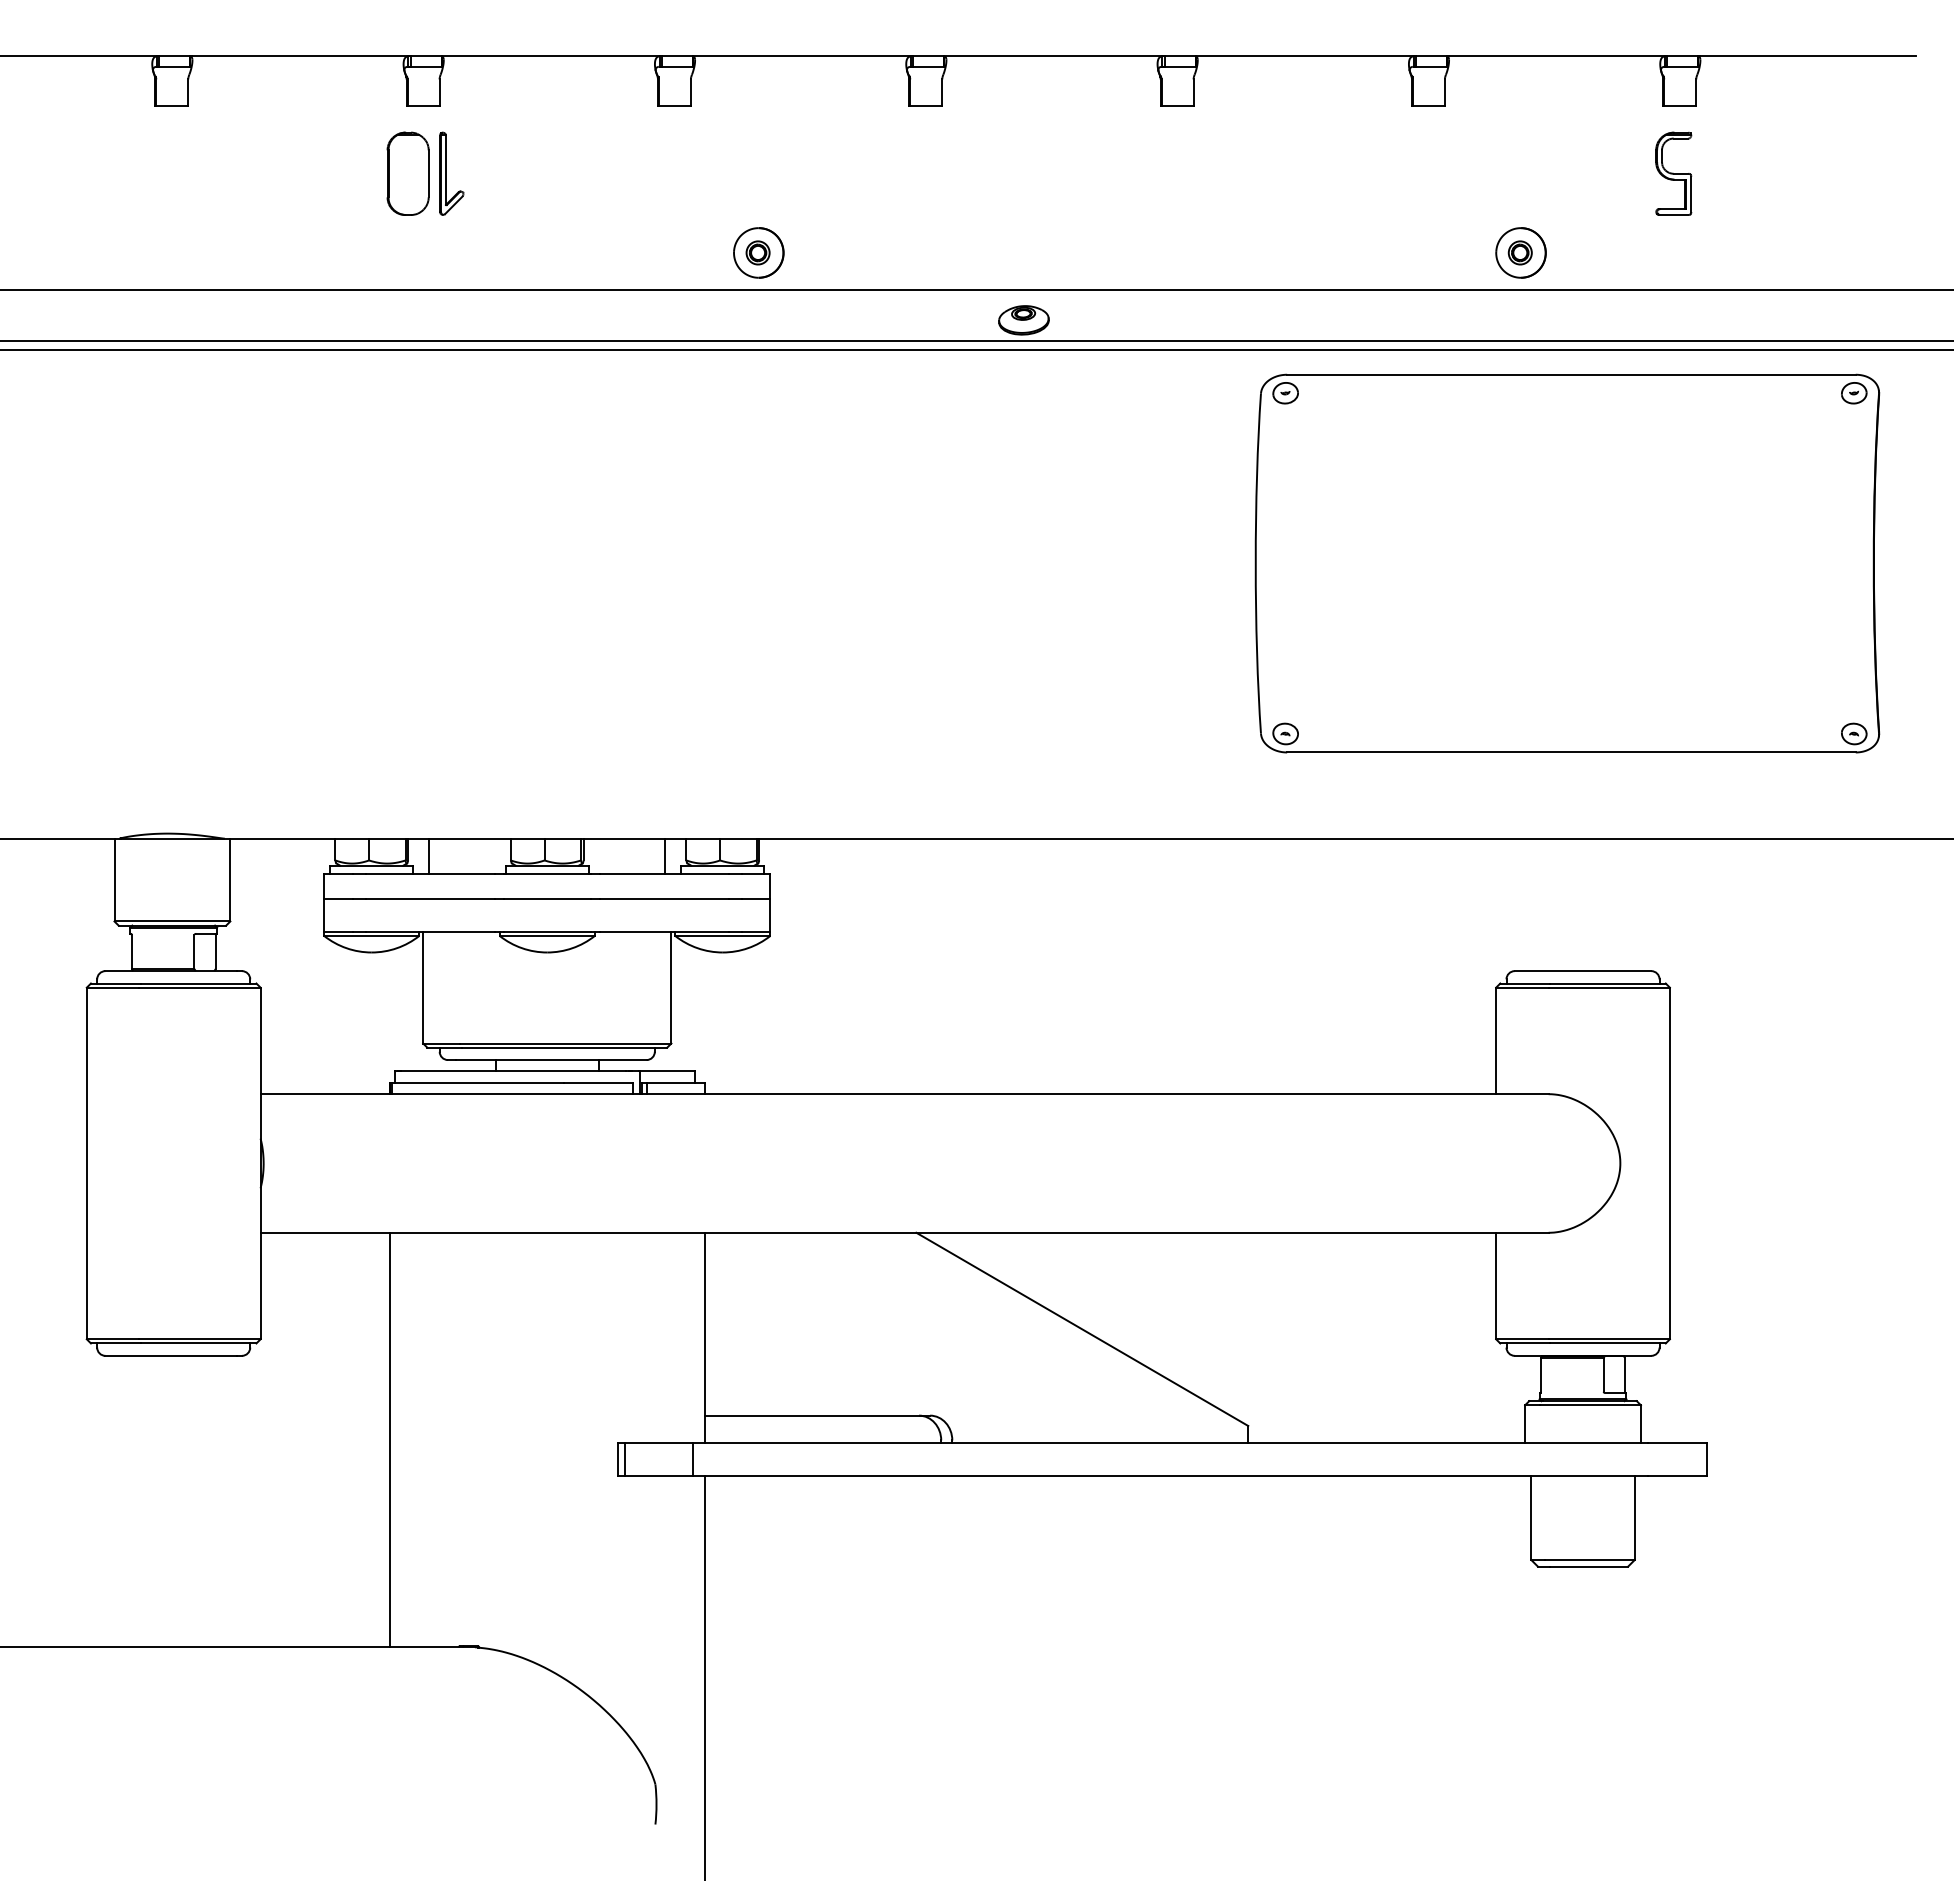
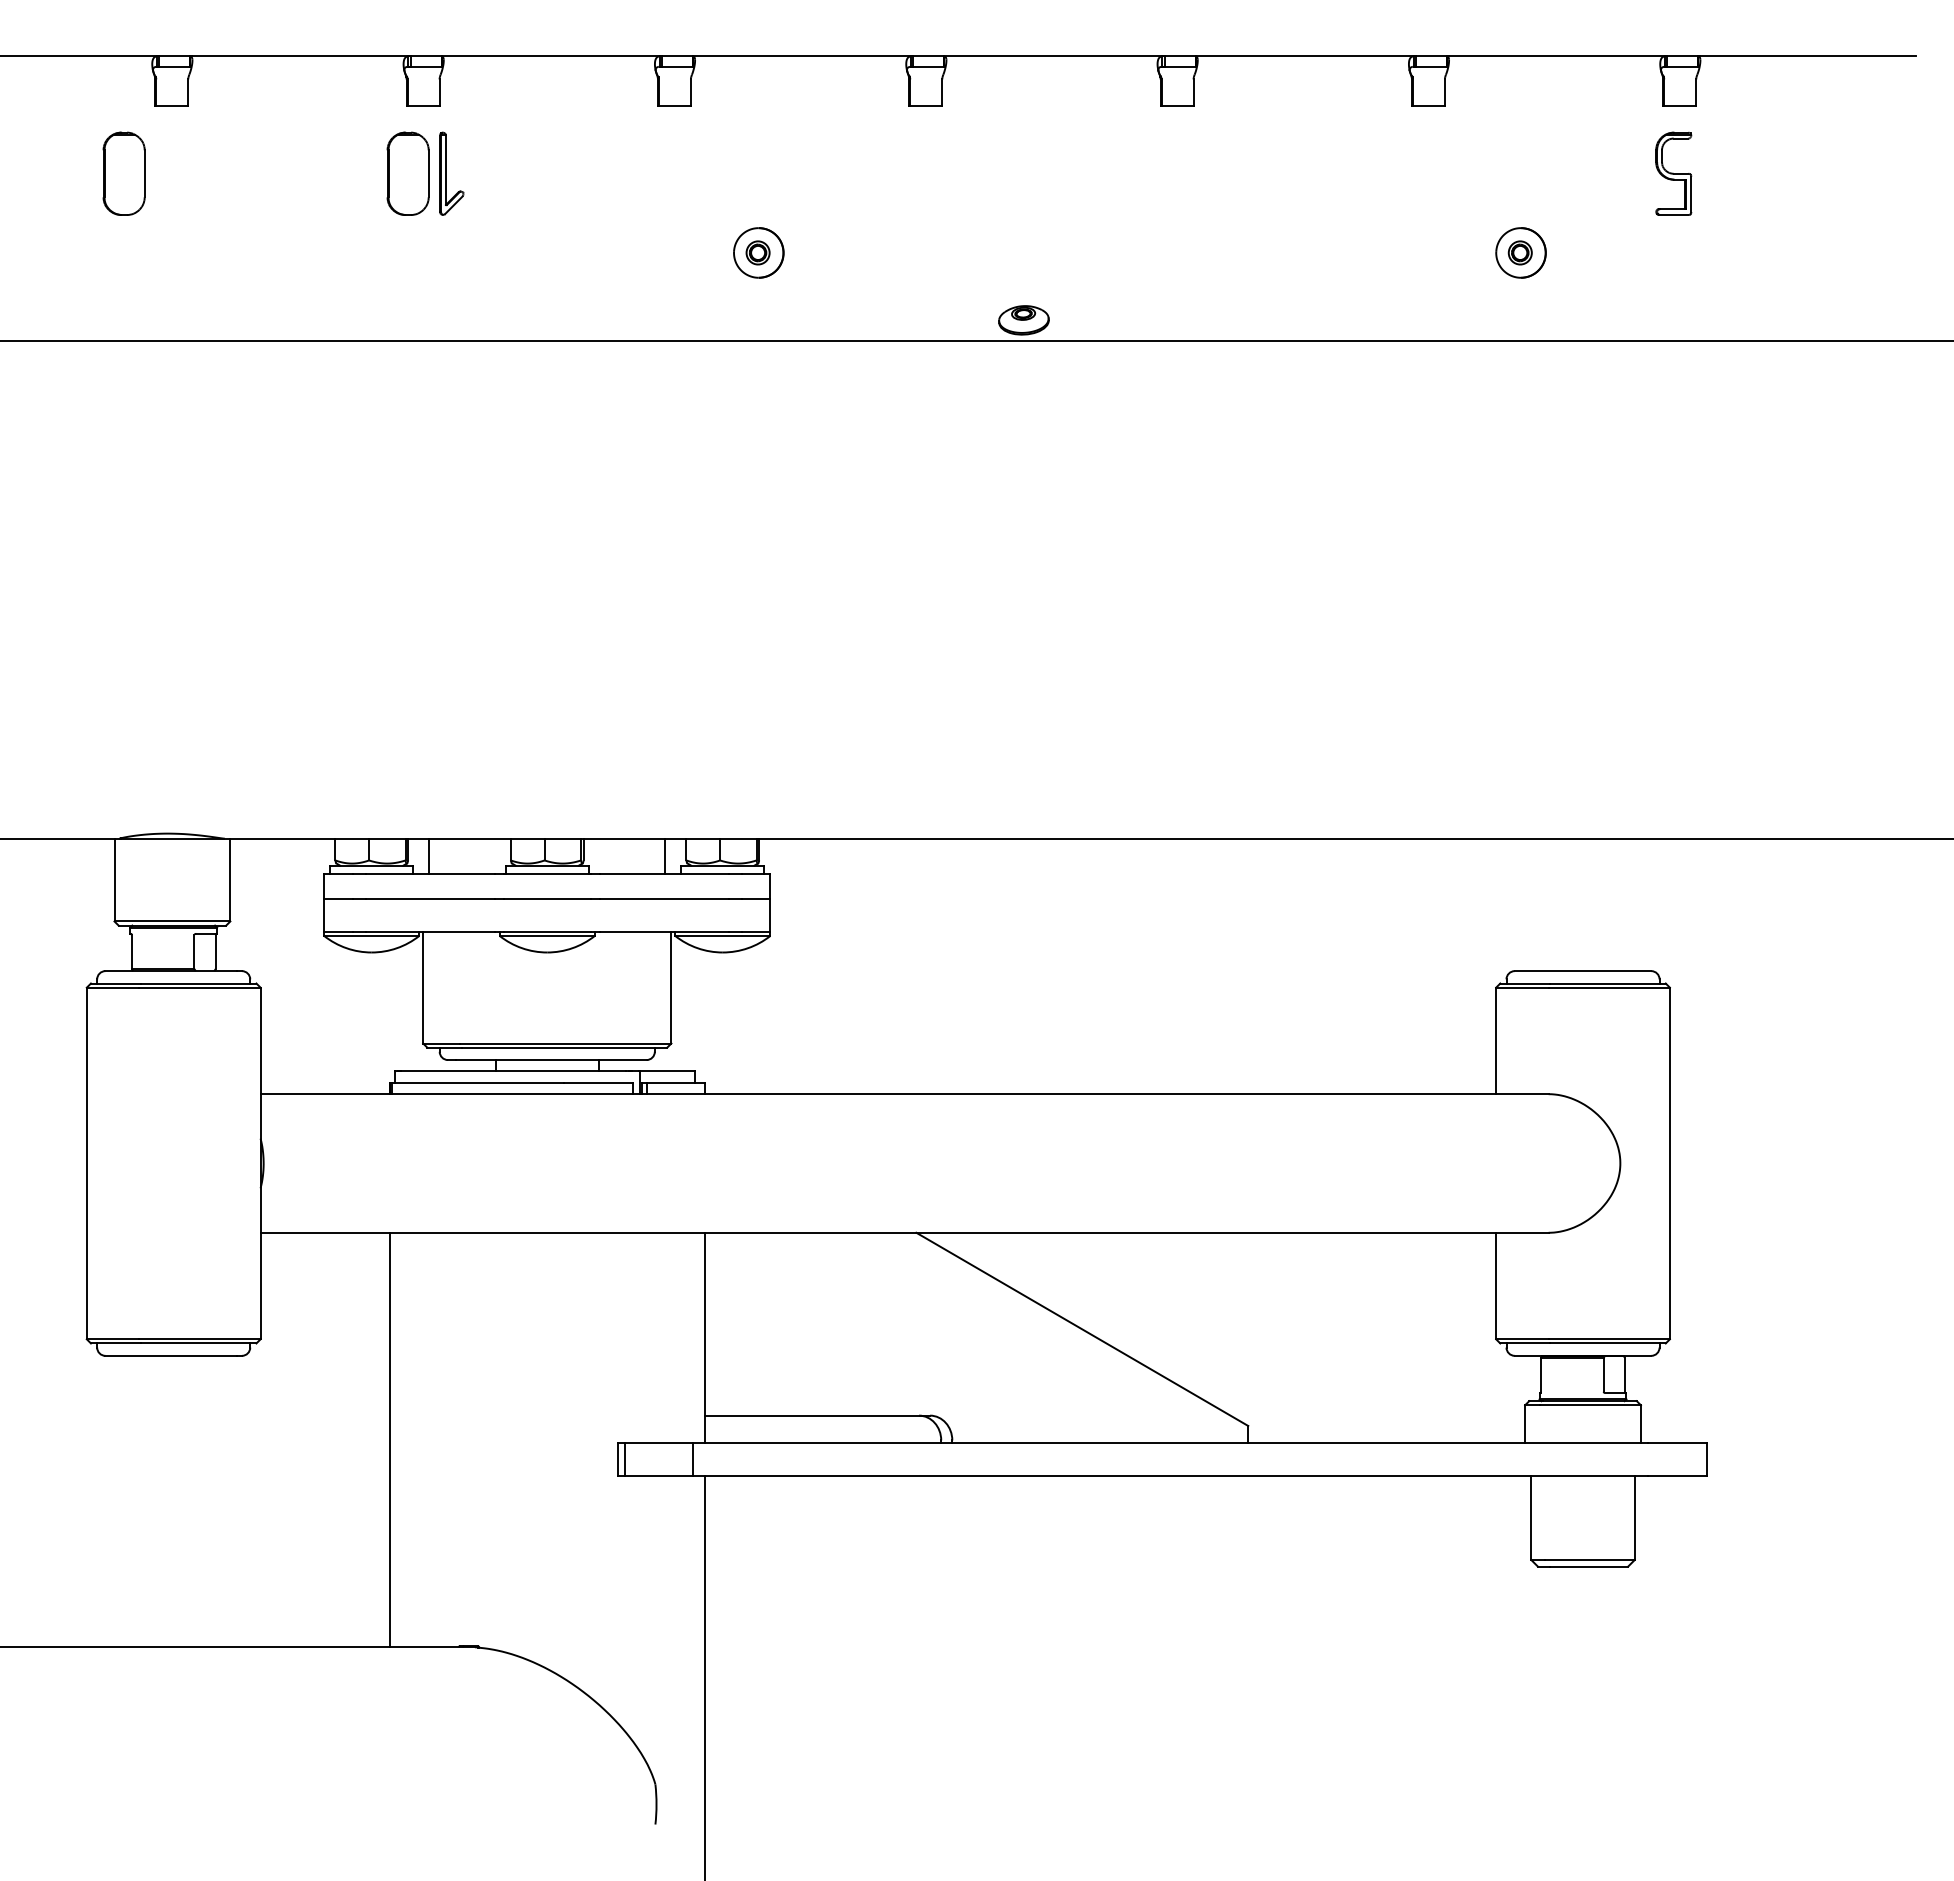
part: none -> present (123, 173)
line: present -> none (976, 290)
line: present -> none (976, 349)
part: present -> none (1567, 563)
